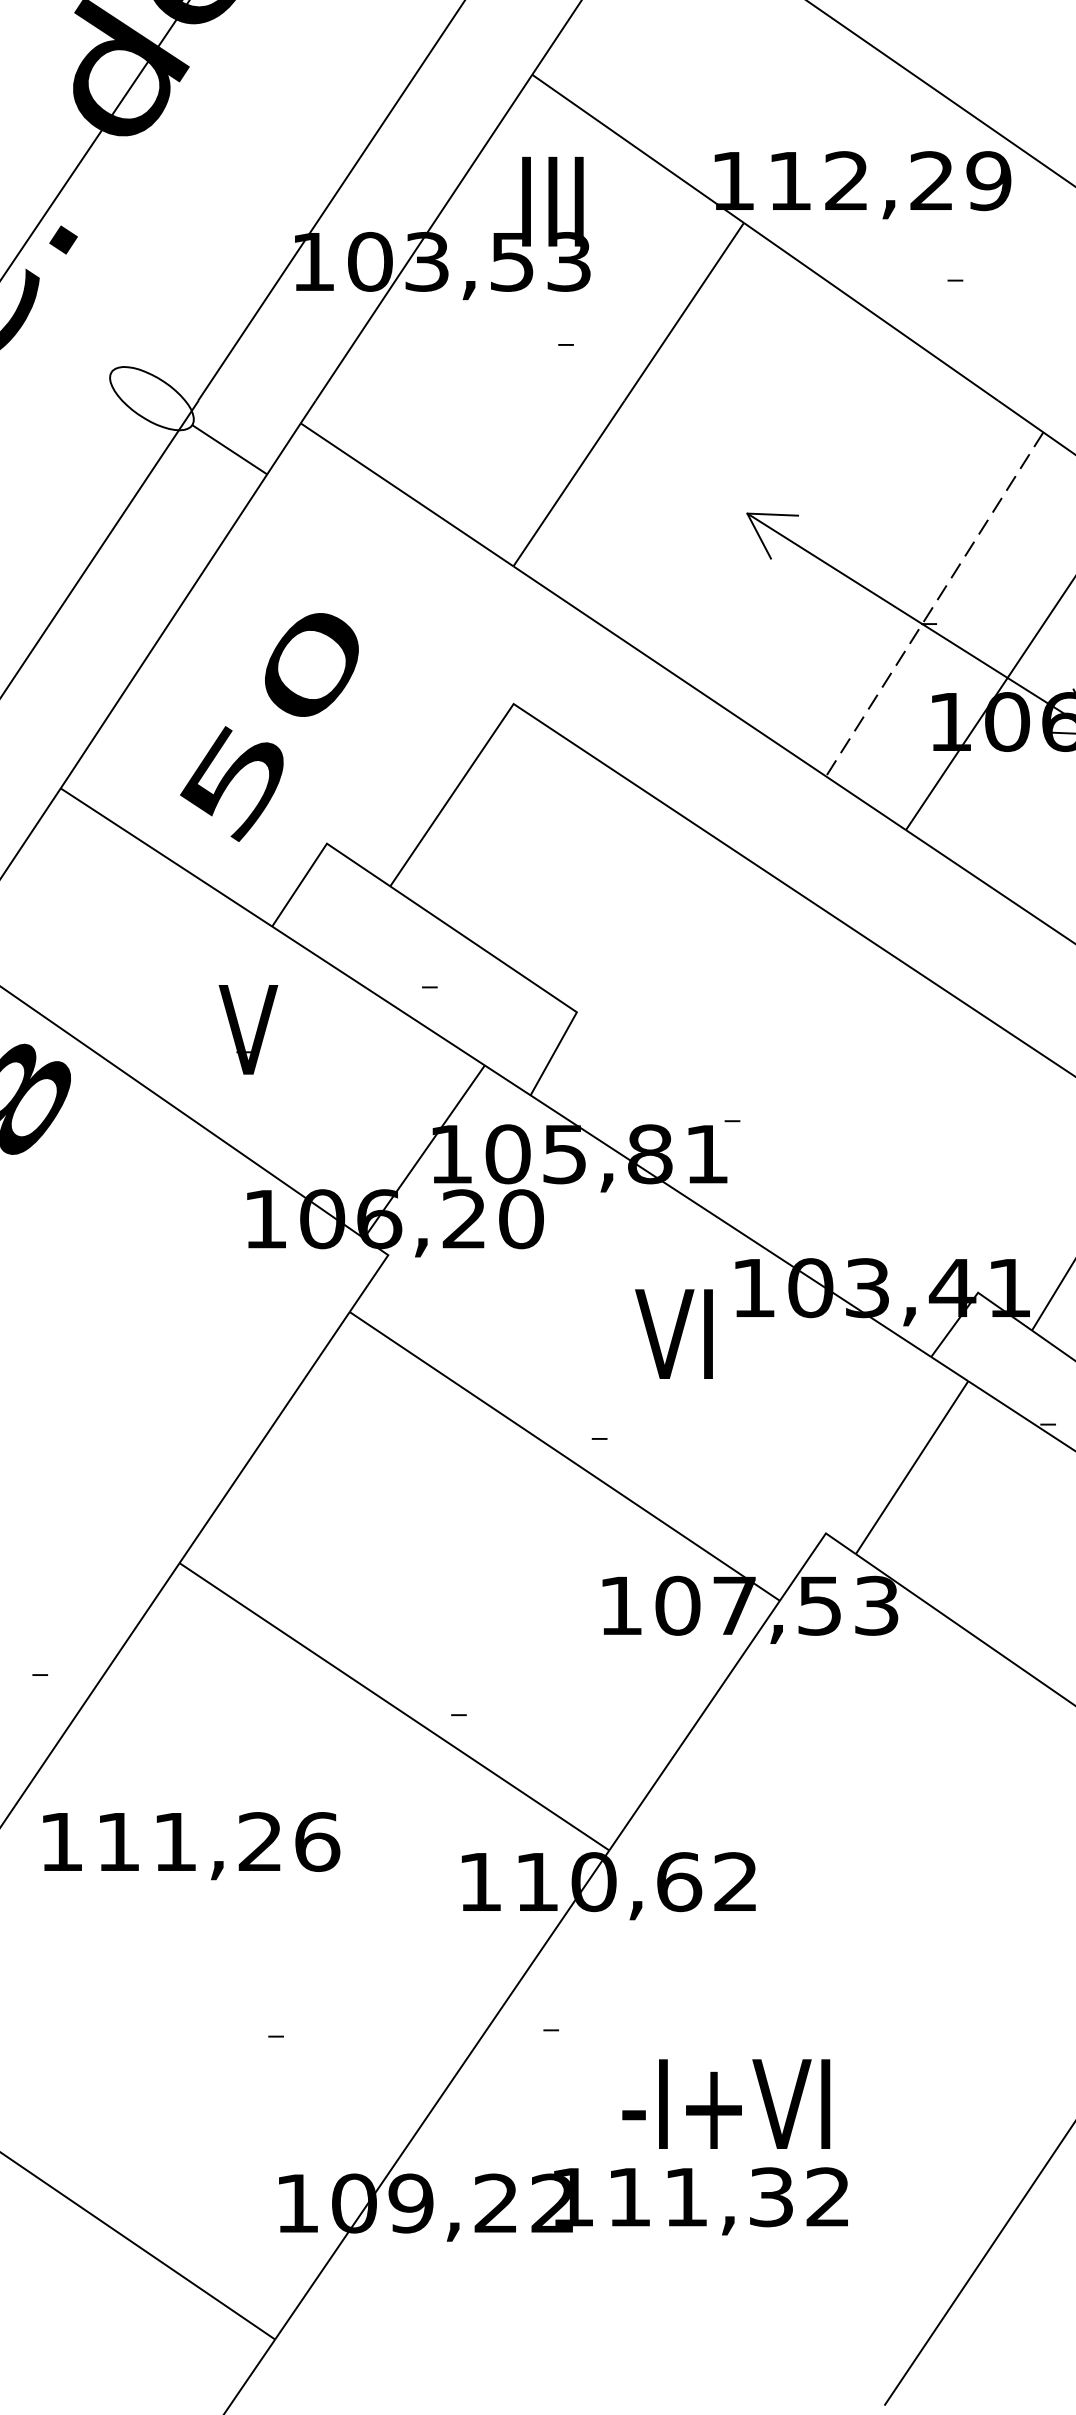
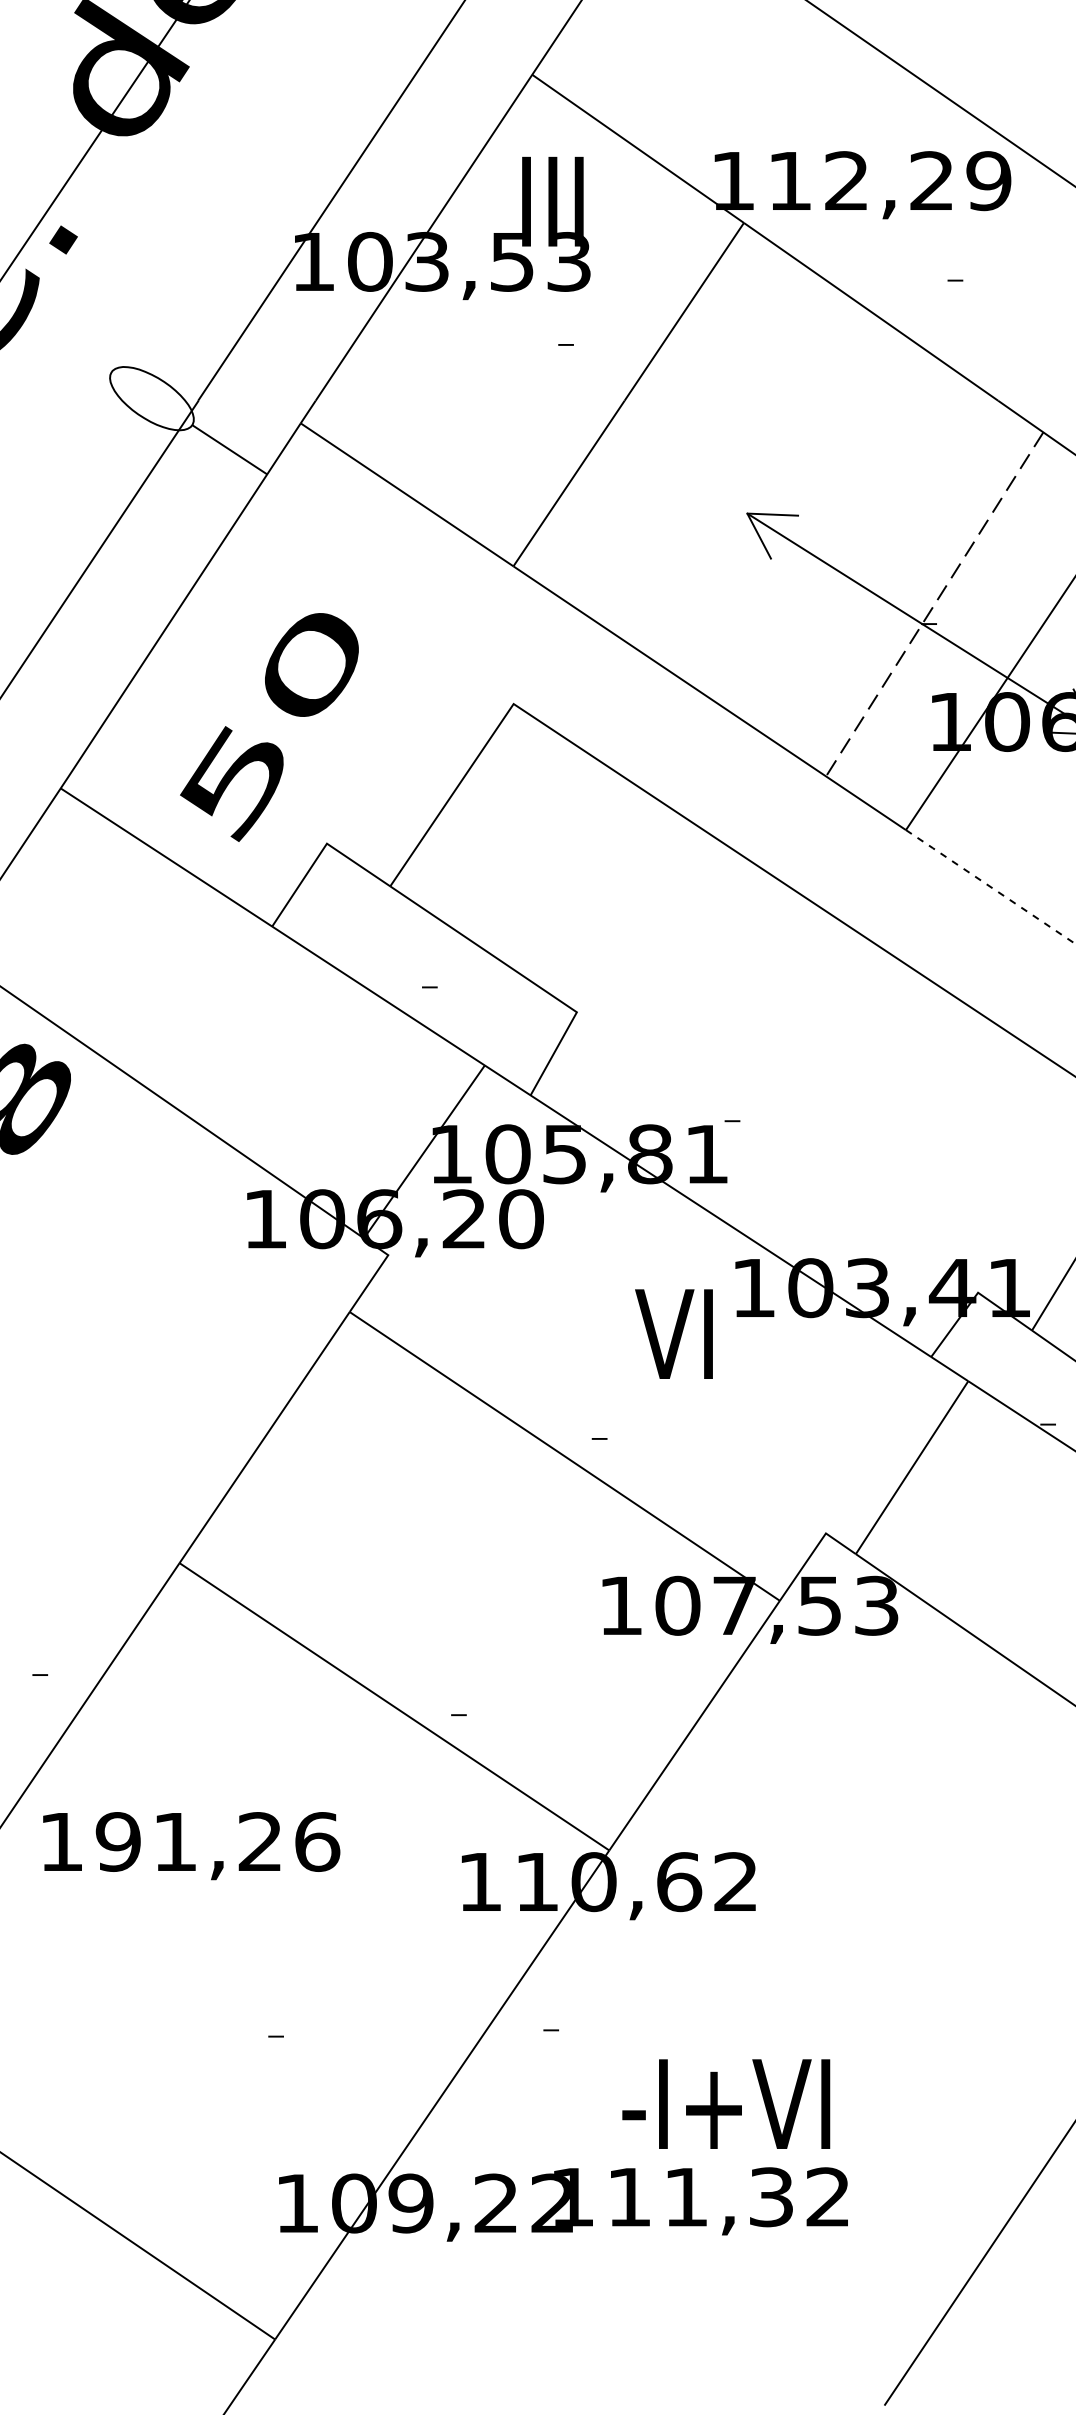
line: solid -> dashed (990, 886)
part: present -> none (240, 1030)
text: 111,26 -> 191,26 (117, 1841)
